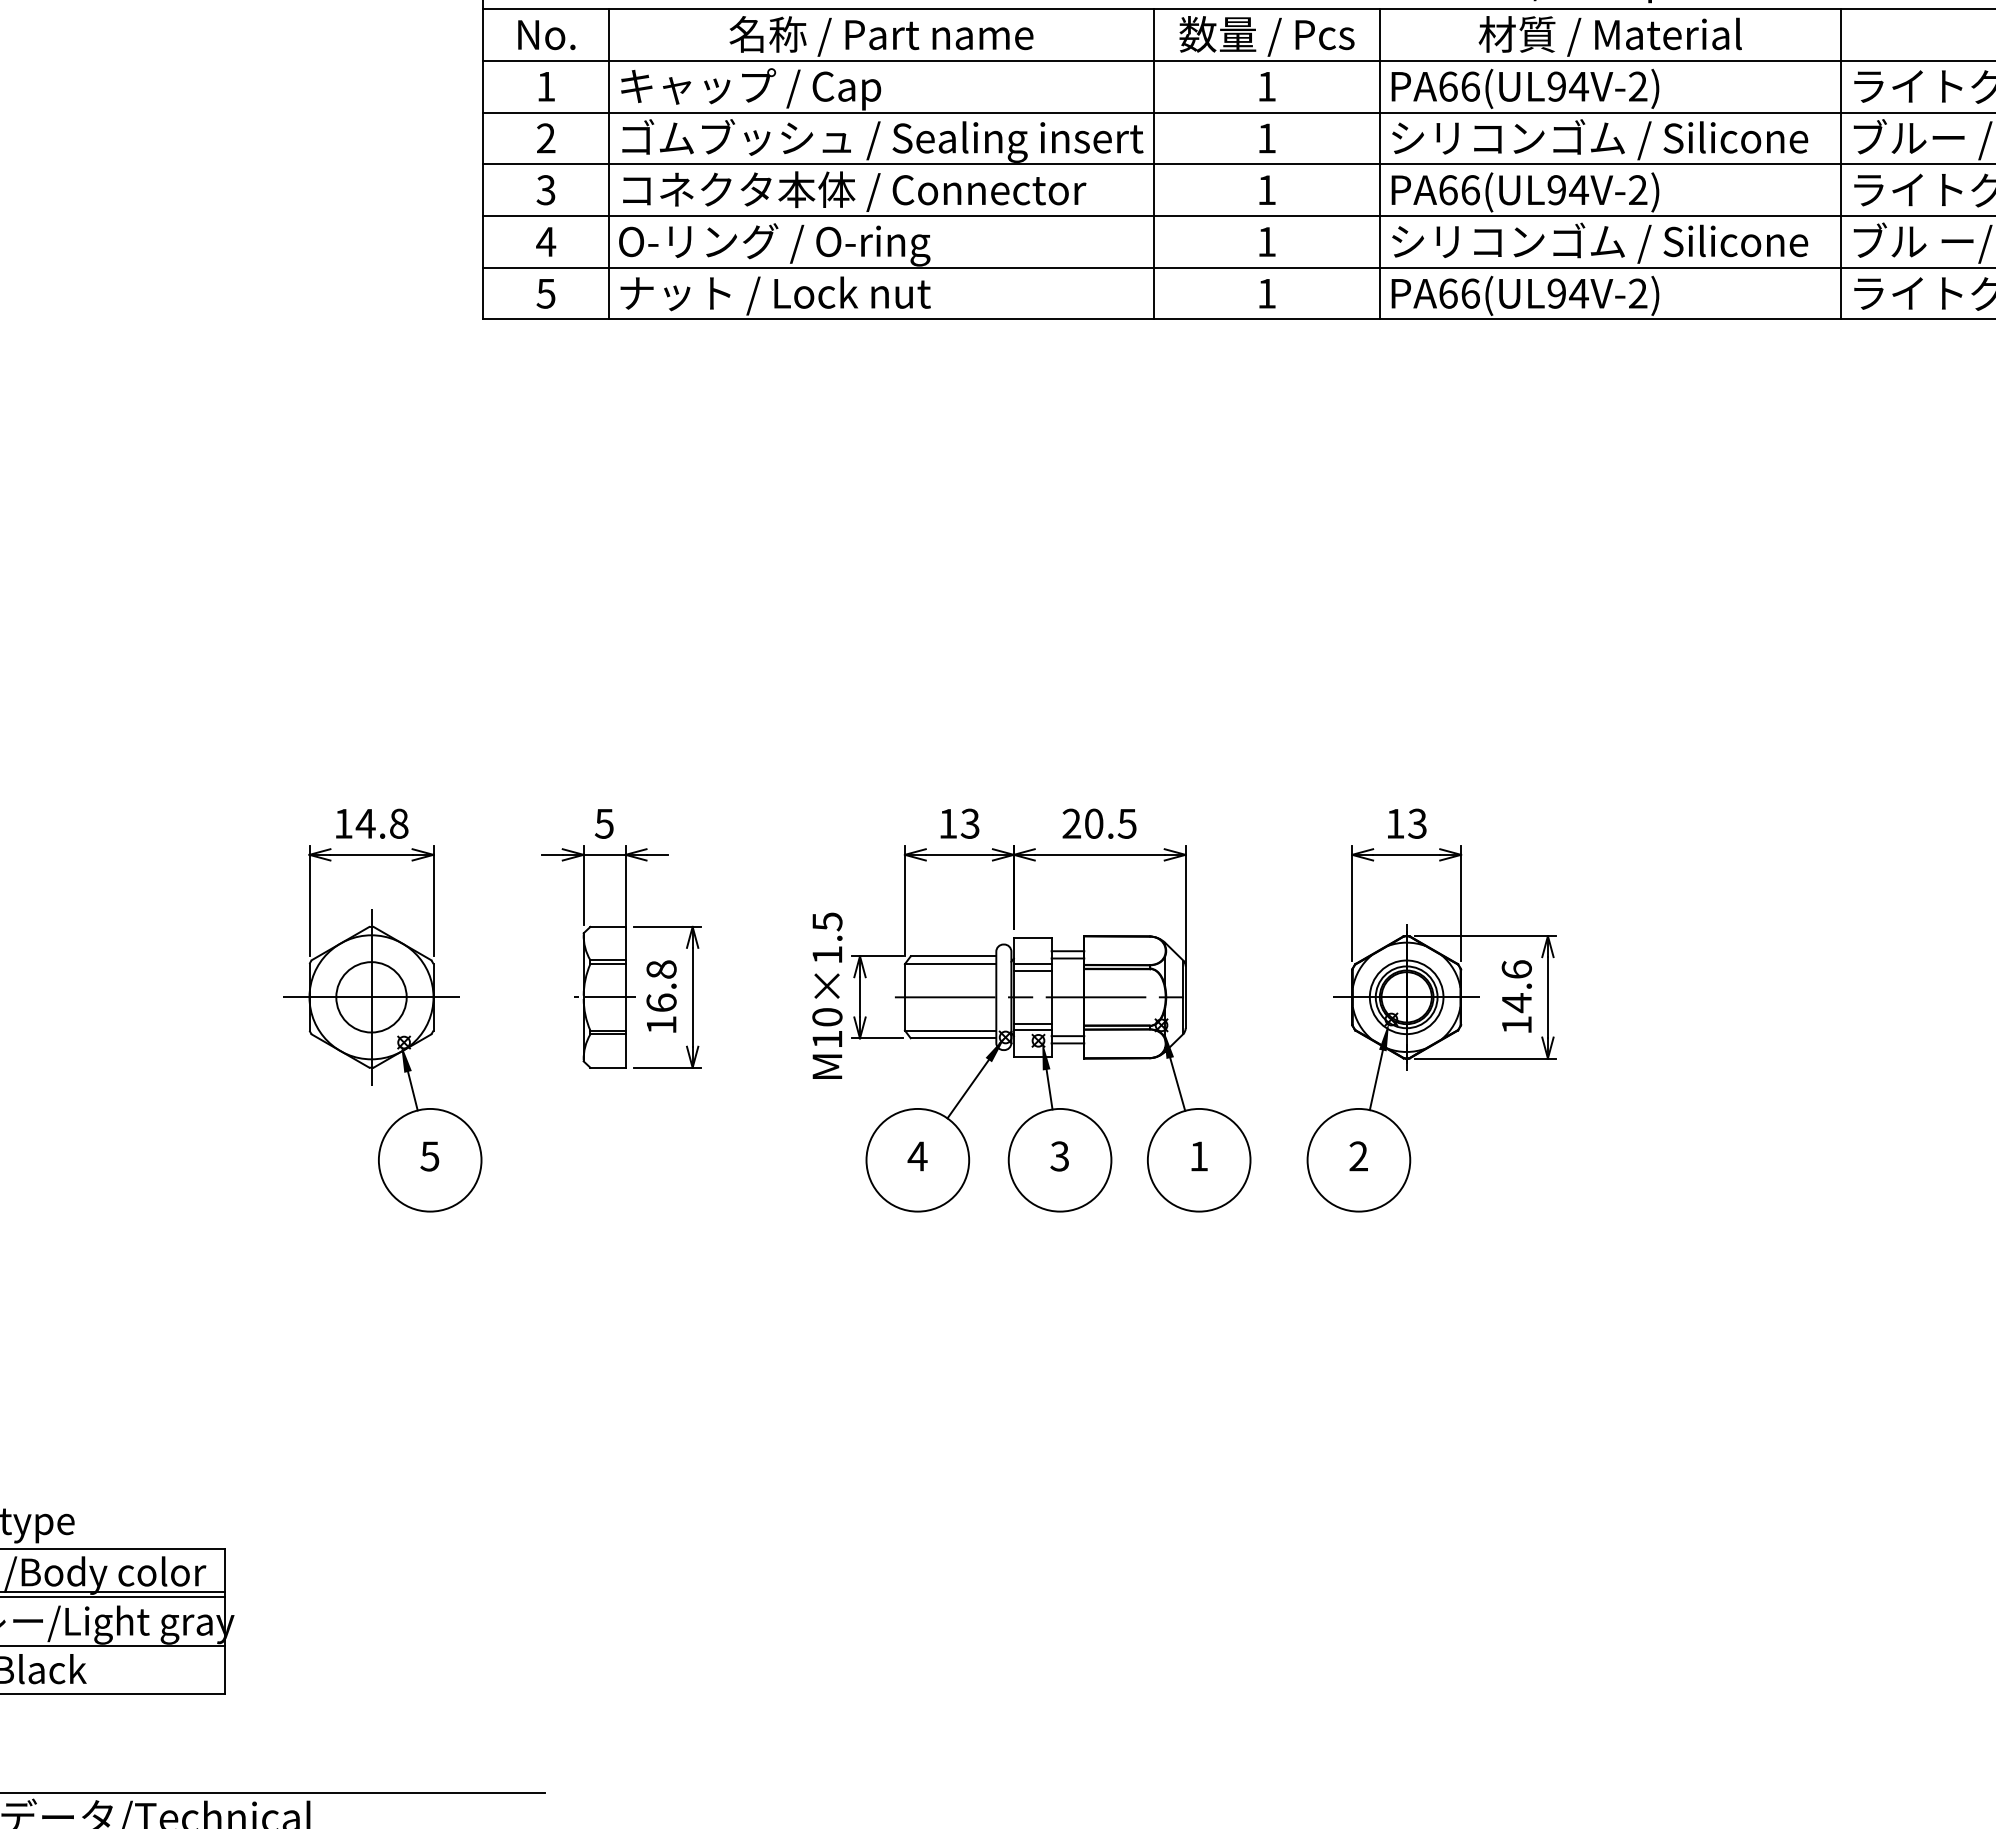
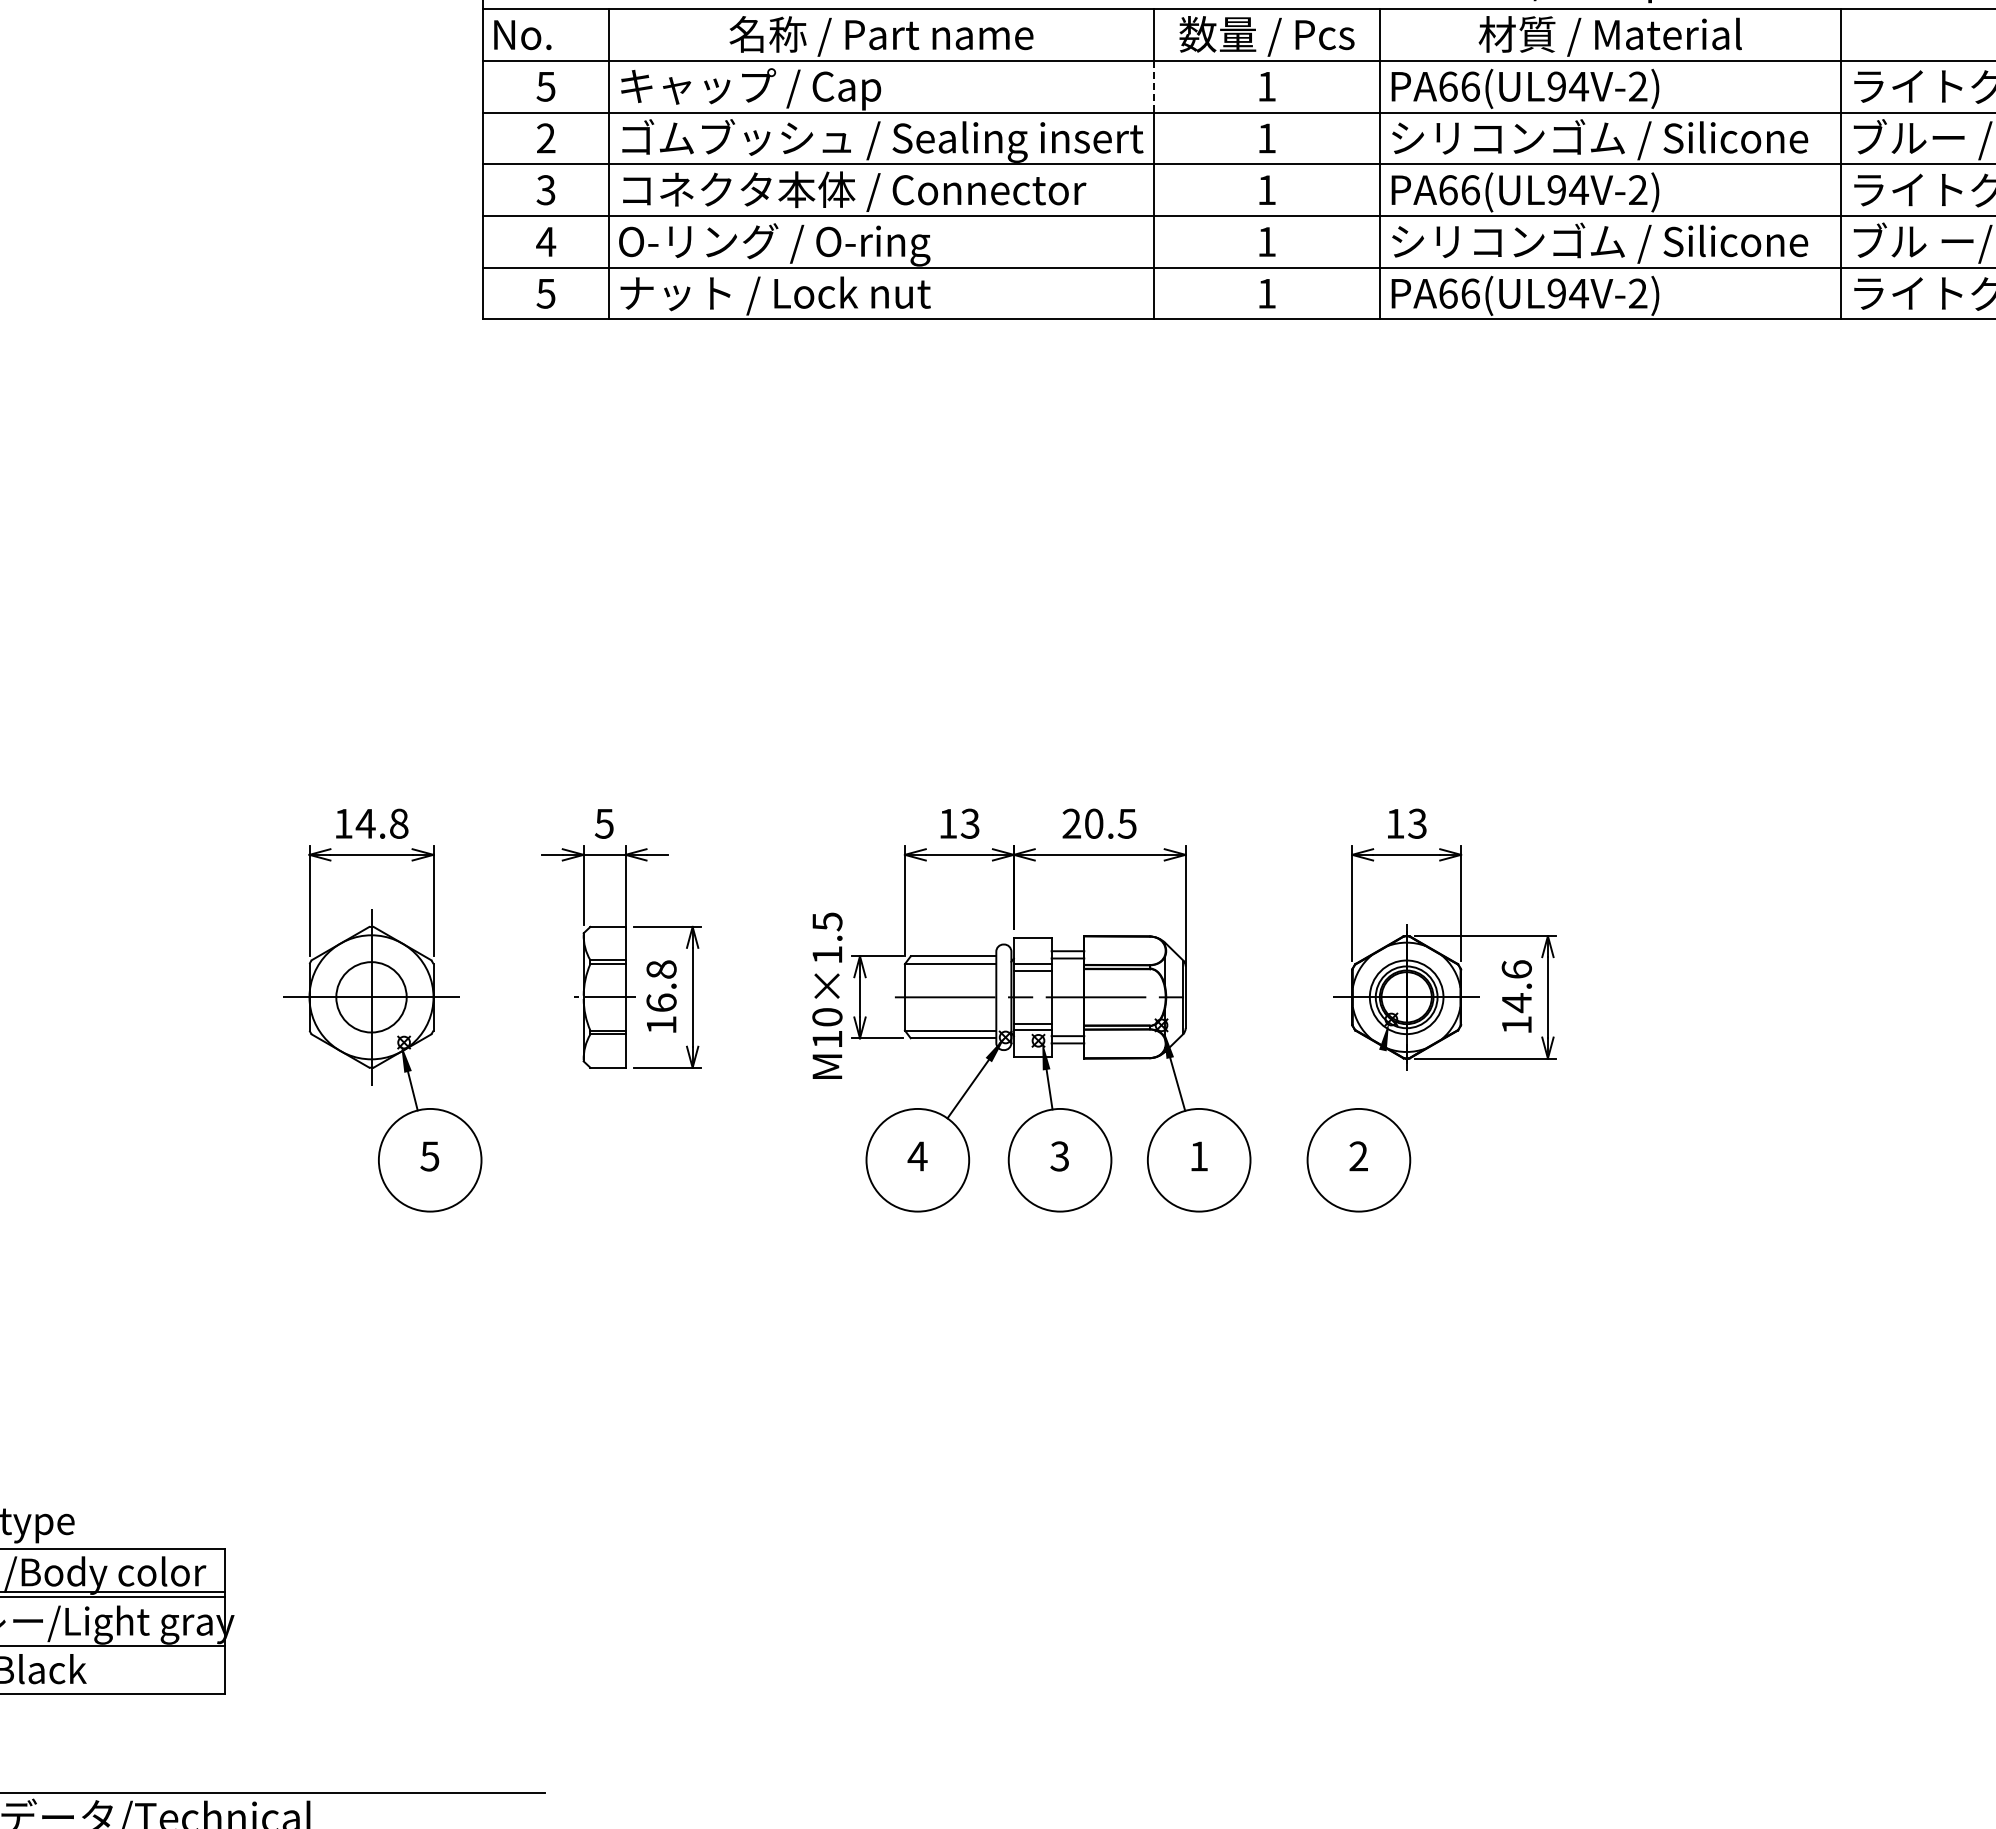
text position: (546, 35) -> (522, 35) (522, 35)
text: 1 -> 5 (545, 86)
line: solid -> dashed (1153, 86)
line: present -> none (1375, 1080)
